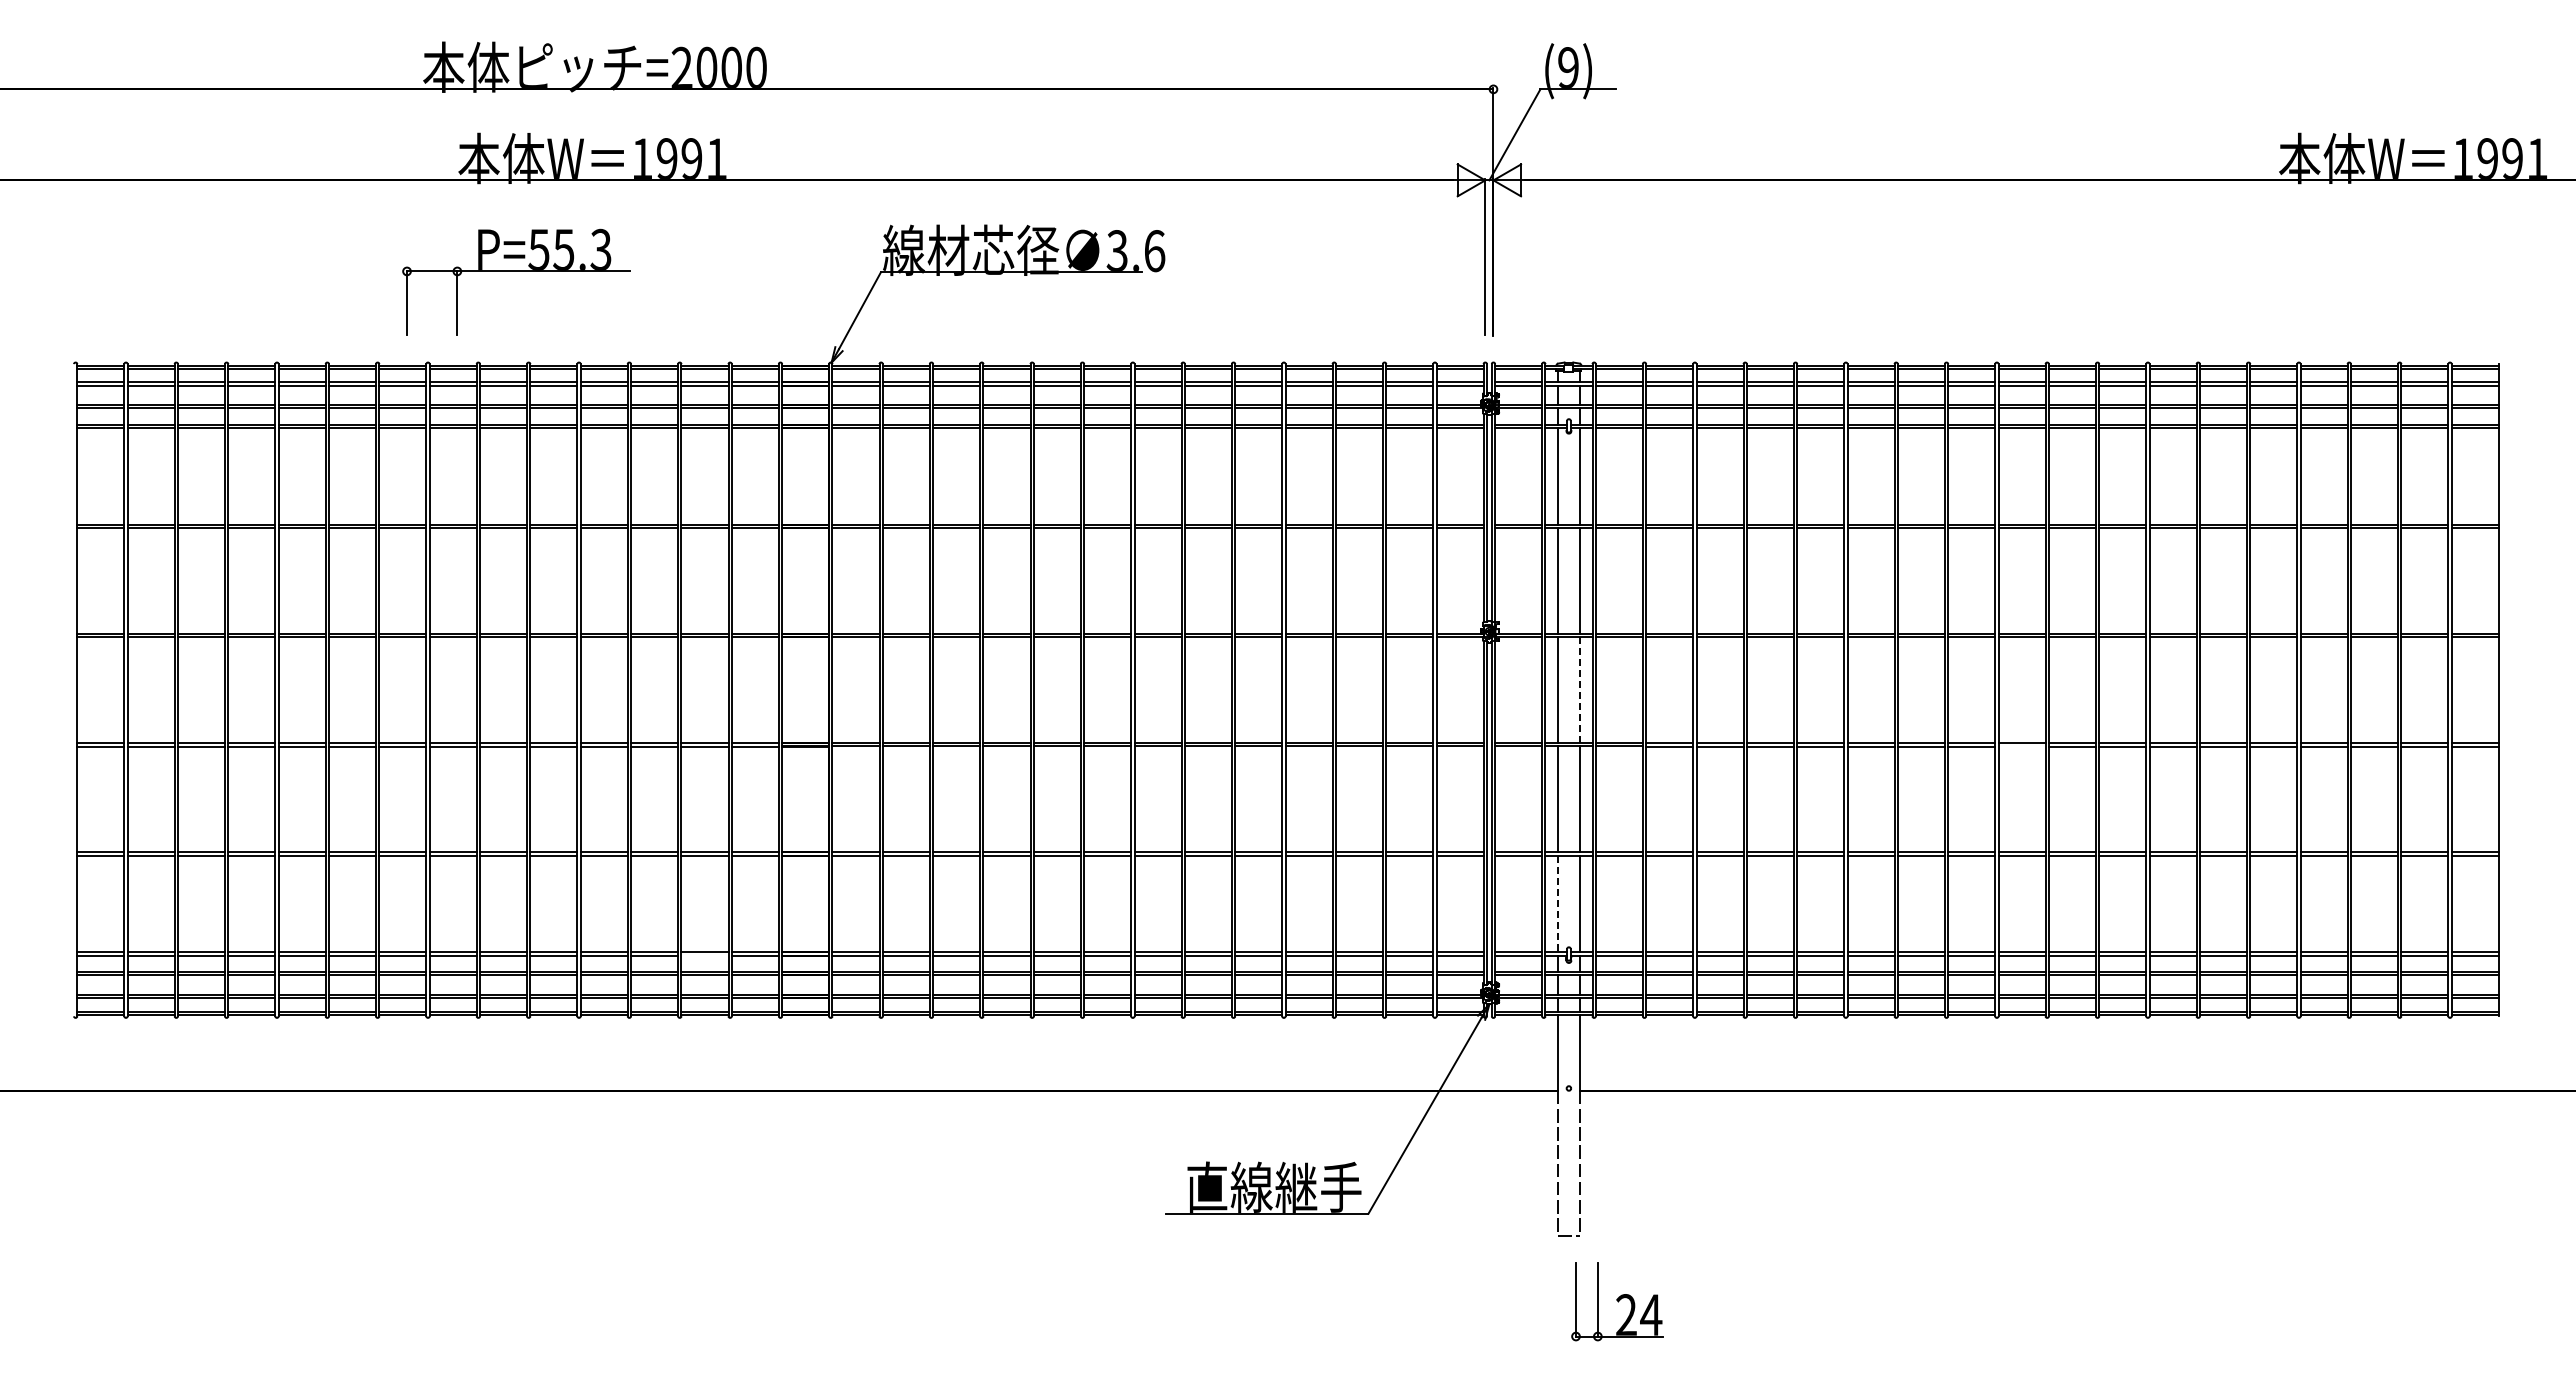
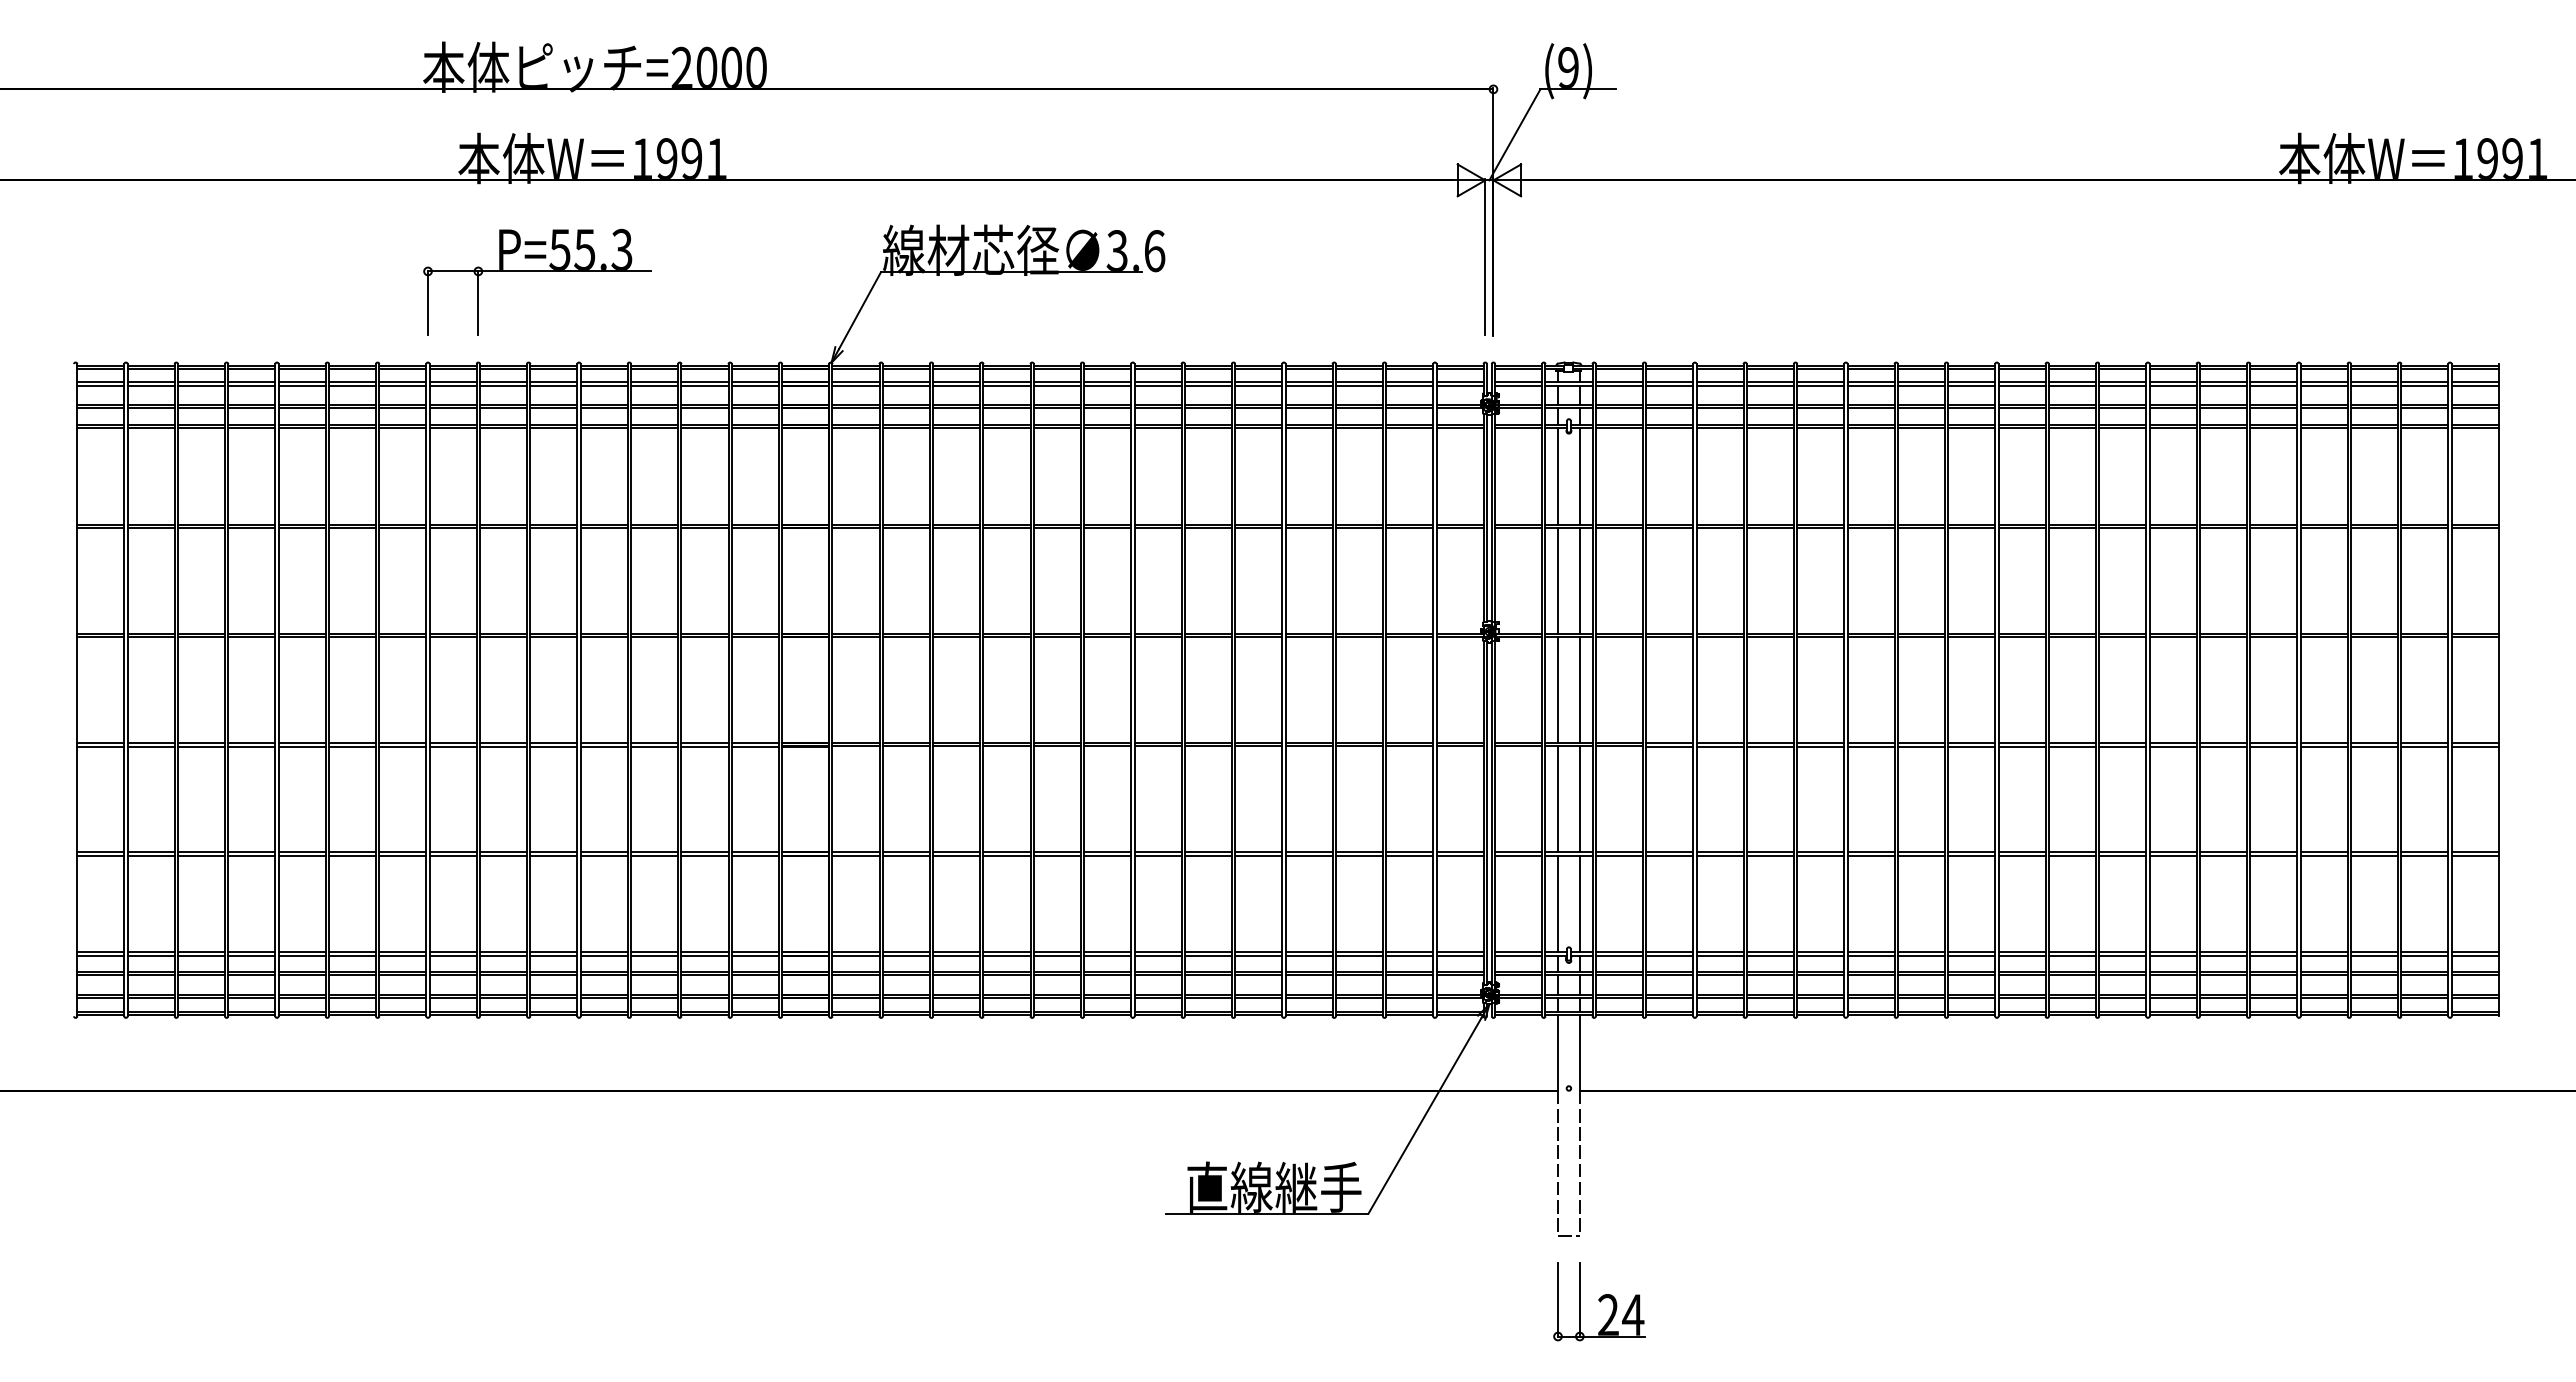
part position: (516, 271) -> (537, 271) (537, 271)
line: dashed -> solid (1579, 690)
line: none -> present (2021, 746)
line: dashed -> solid (1558, 904)
line: none -> present (704, 955)
part position: (1617, 1301) -> (1599, 1301) (1599, 1301)
